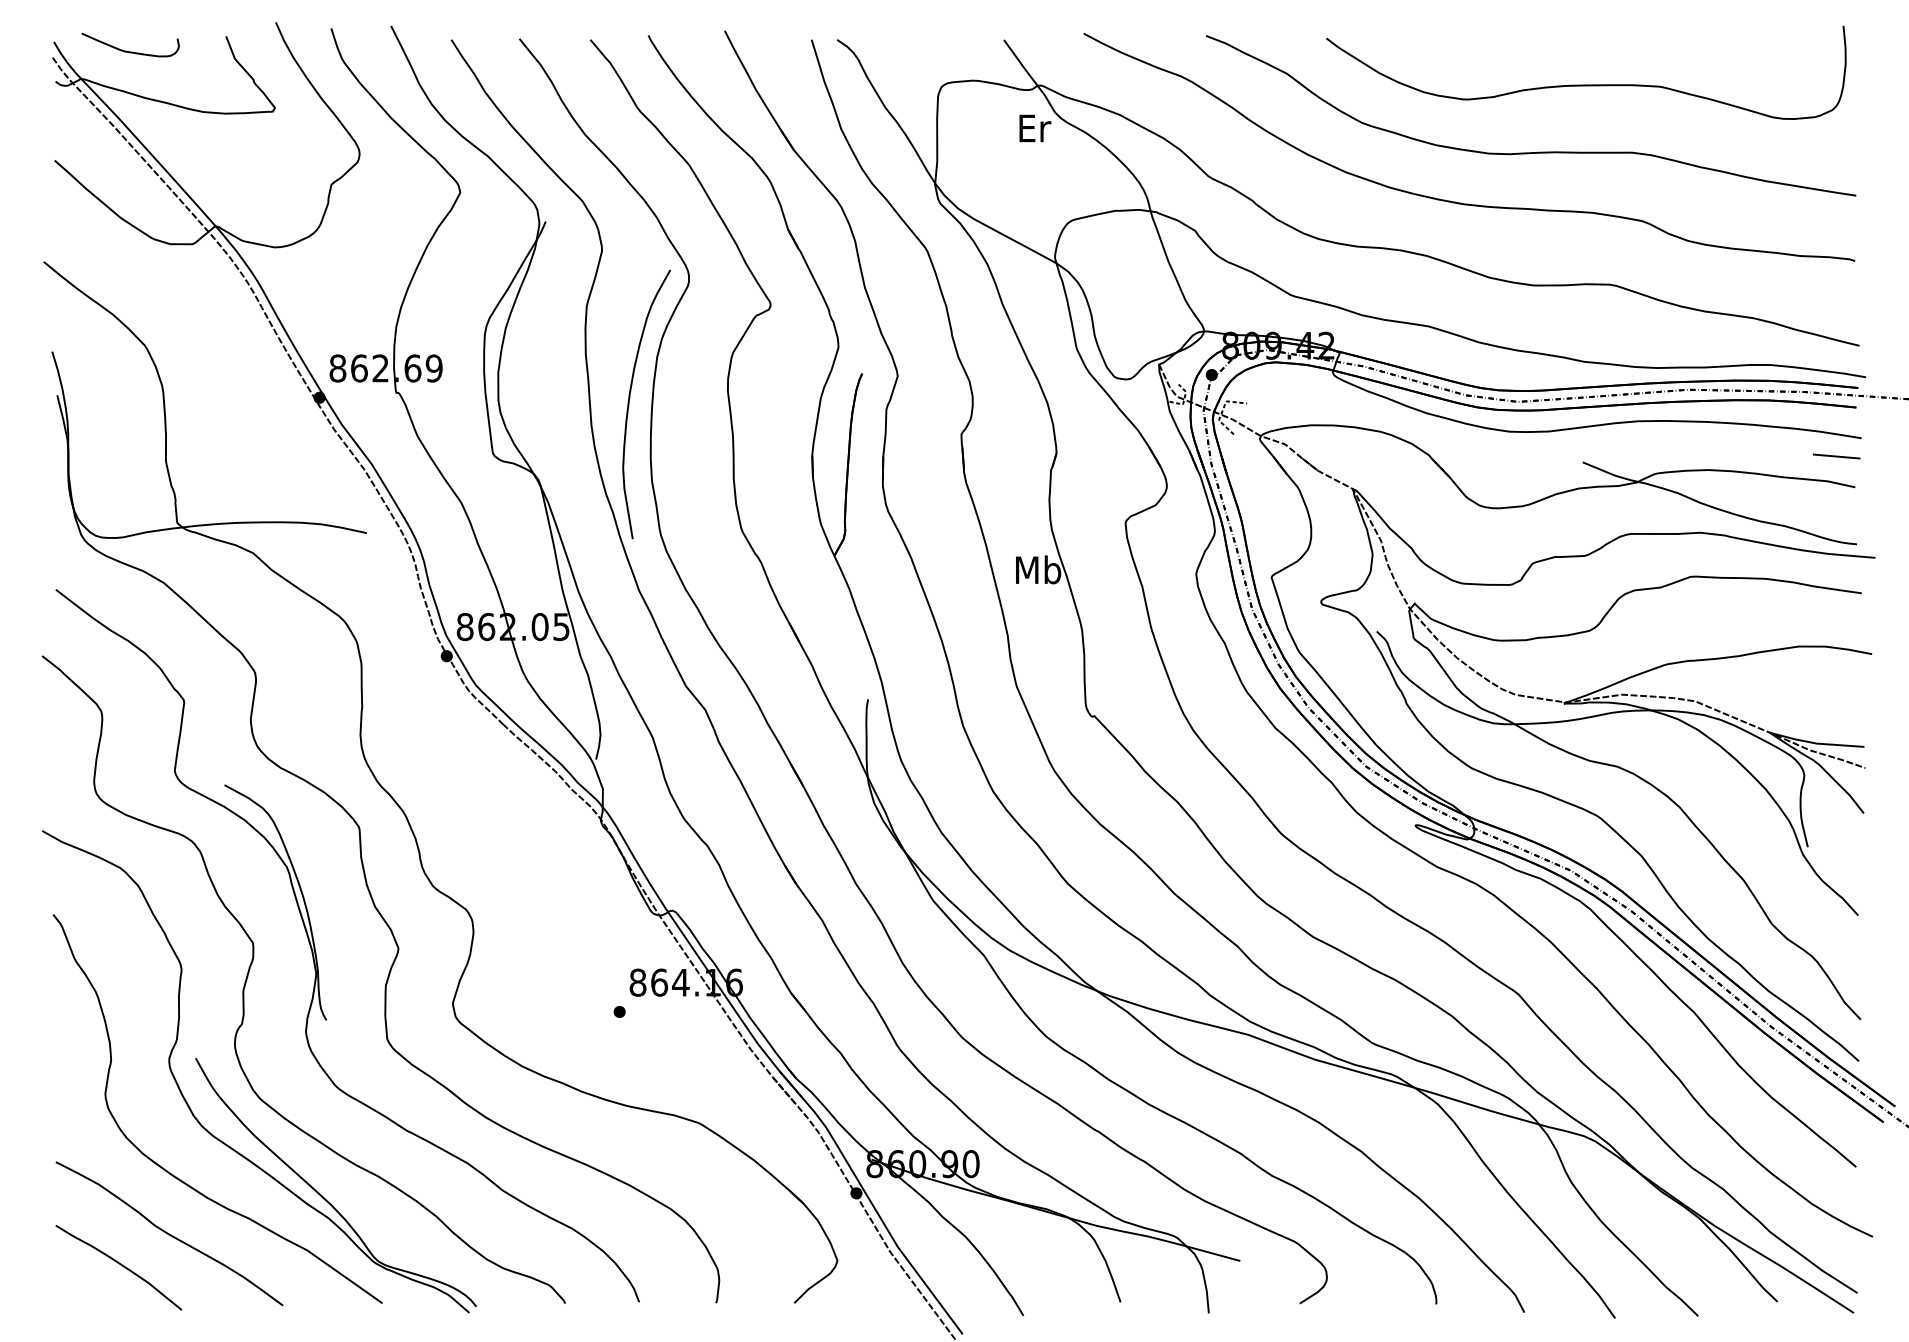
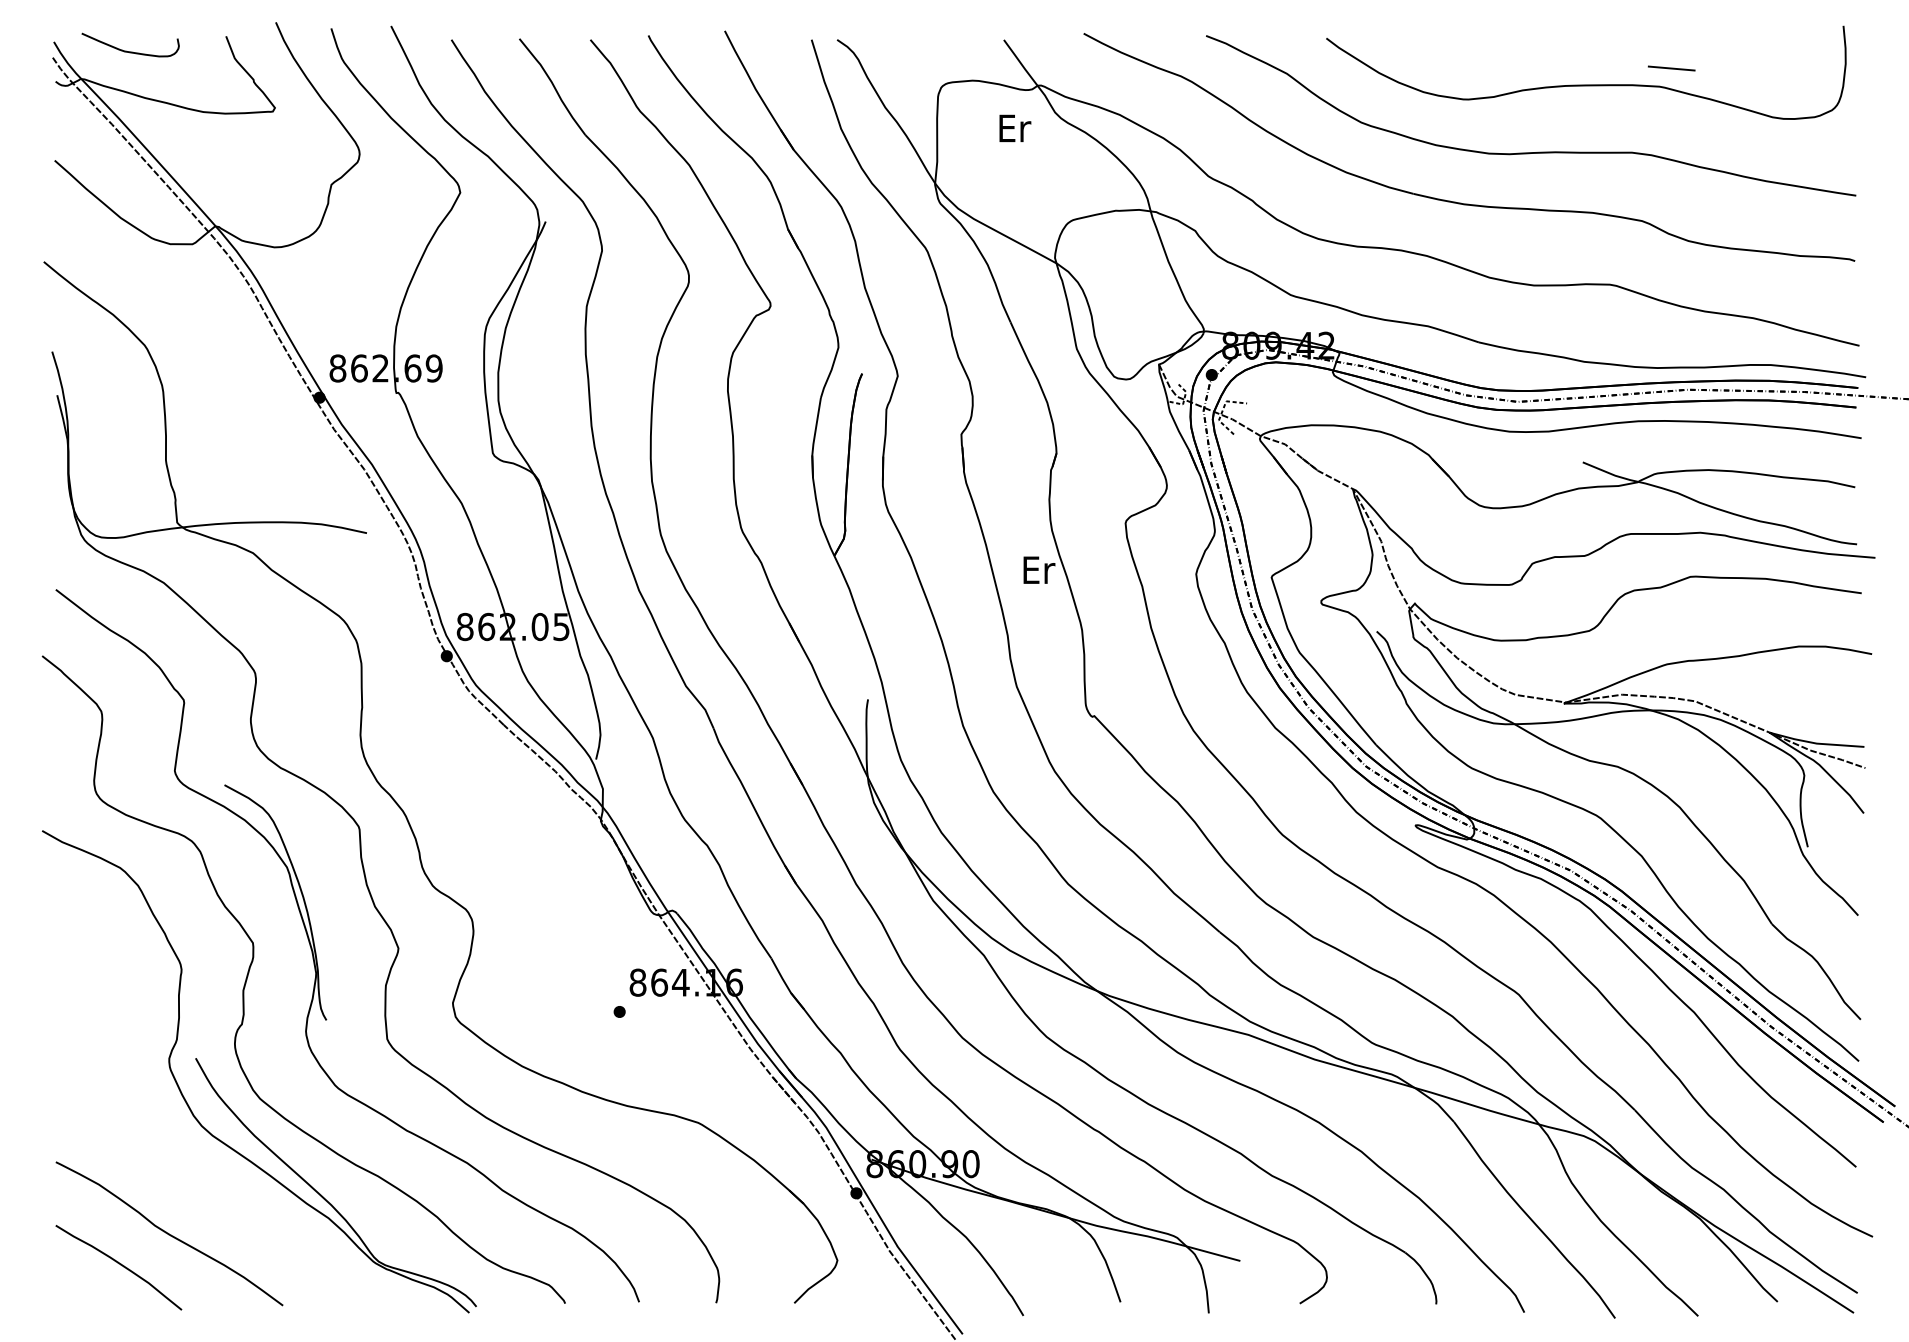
text position: (1035, 127) -> (1015, 127) (1015, 127)
curve: present -> none (629, 404)
line position: (1836, 456) -> (1671, 68) (1671, 68)
text: Mb -> Er (1038, 569)
curve: present -> none (173, 1174)
